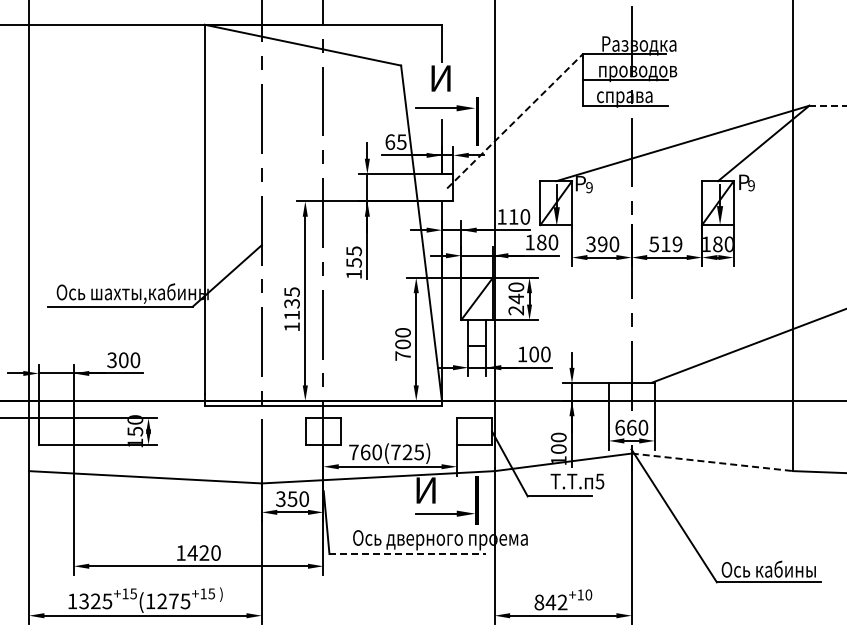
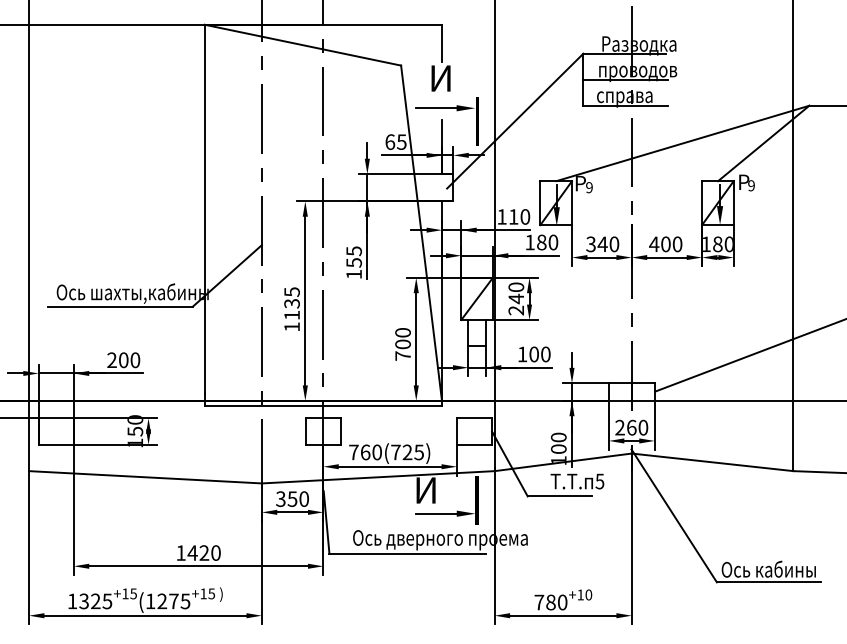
line: dashed -> solid (828, 105)
line: dashed -> solid (515, 121)
text: 390 -> 340 (602, 244)
text: 519 -> 400 (665, 244)
line position: (747, 346) -> (749, 355) (749, 355)
text: 300 -> 200 (111, 360)
text: 660 -> 260 (619, 427)
line: dashed -> solid (713, 462)
line: dashed -> solid (408, 553)
text: 842 -> 780 (550, 602)
